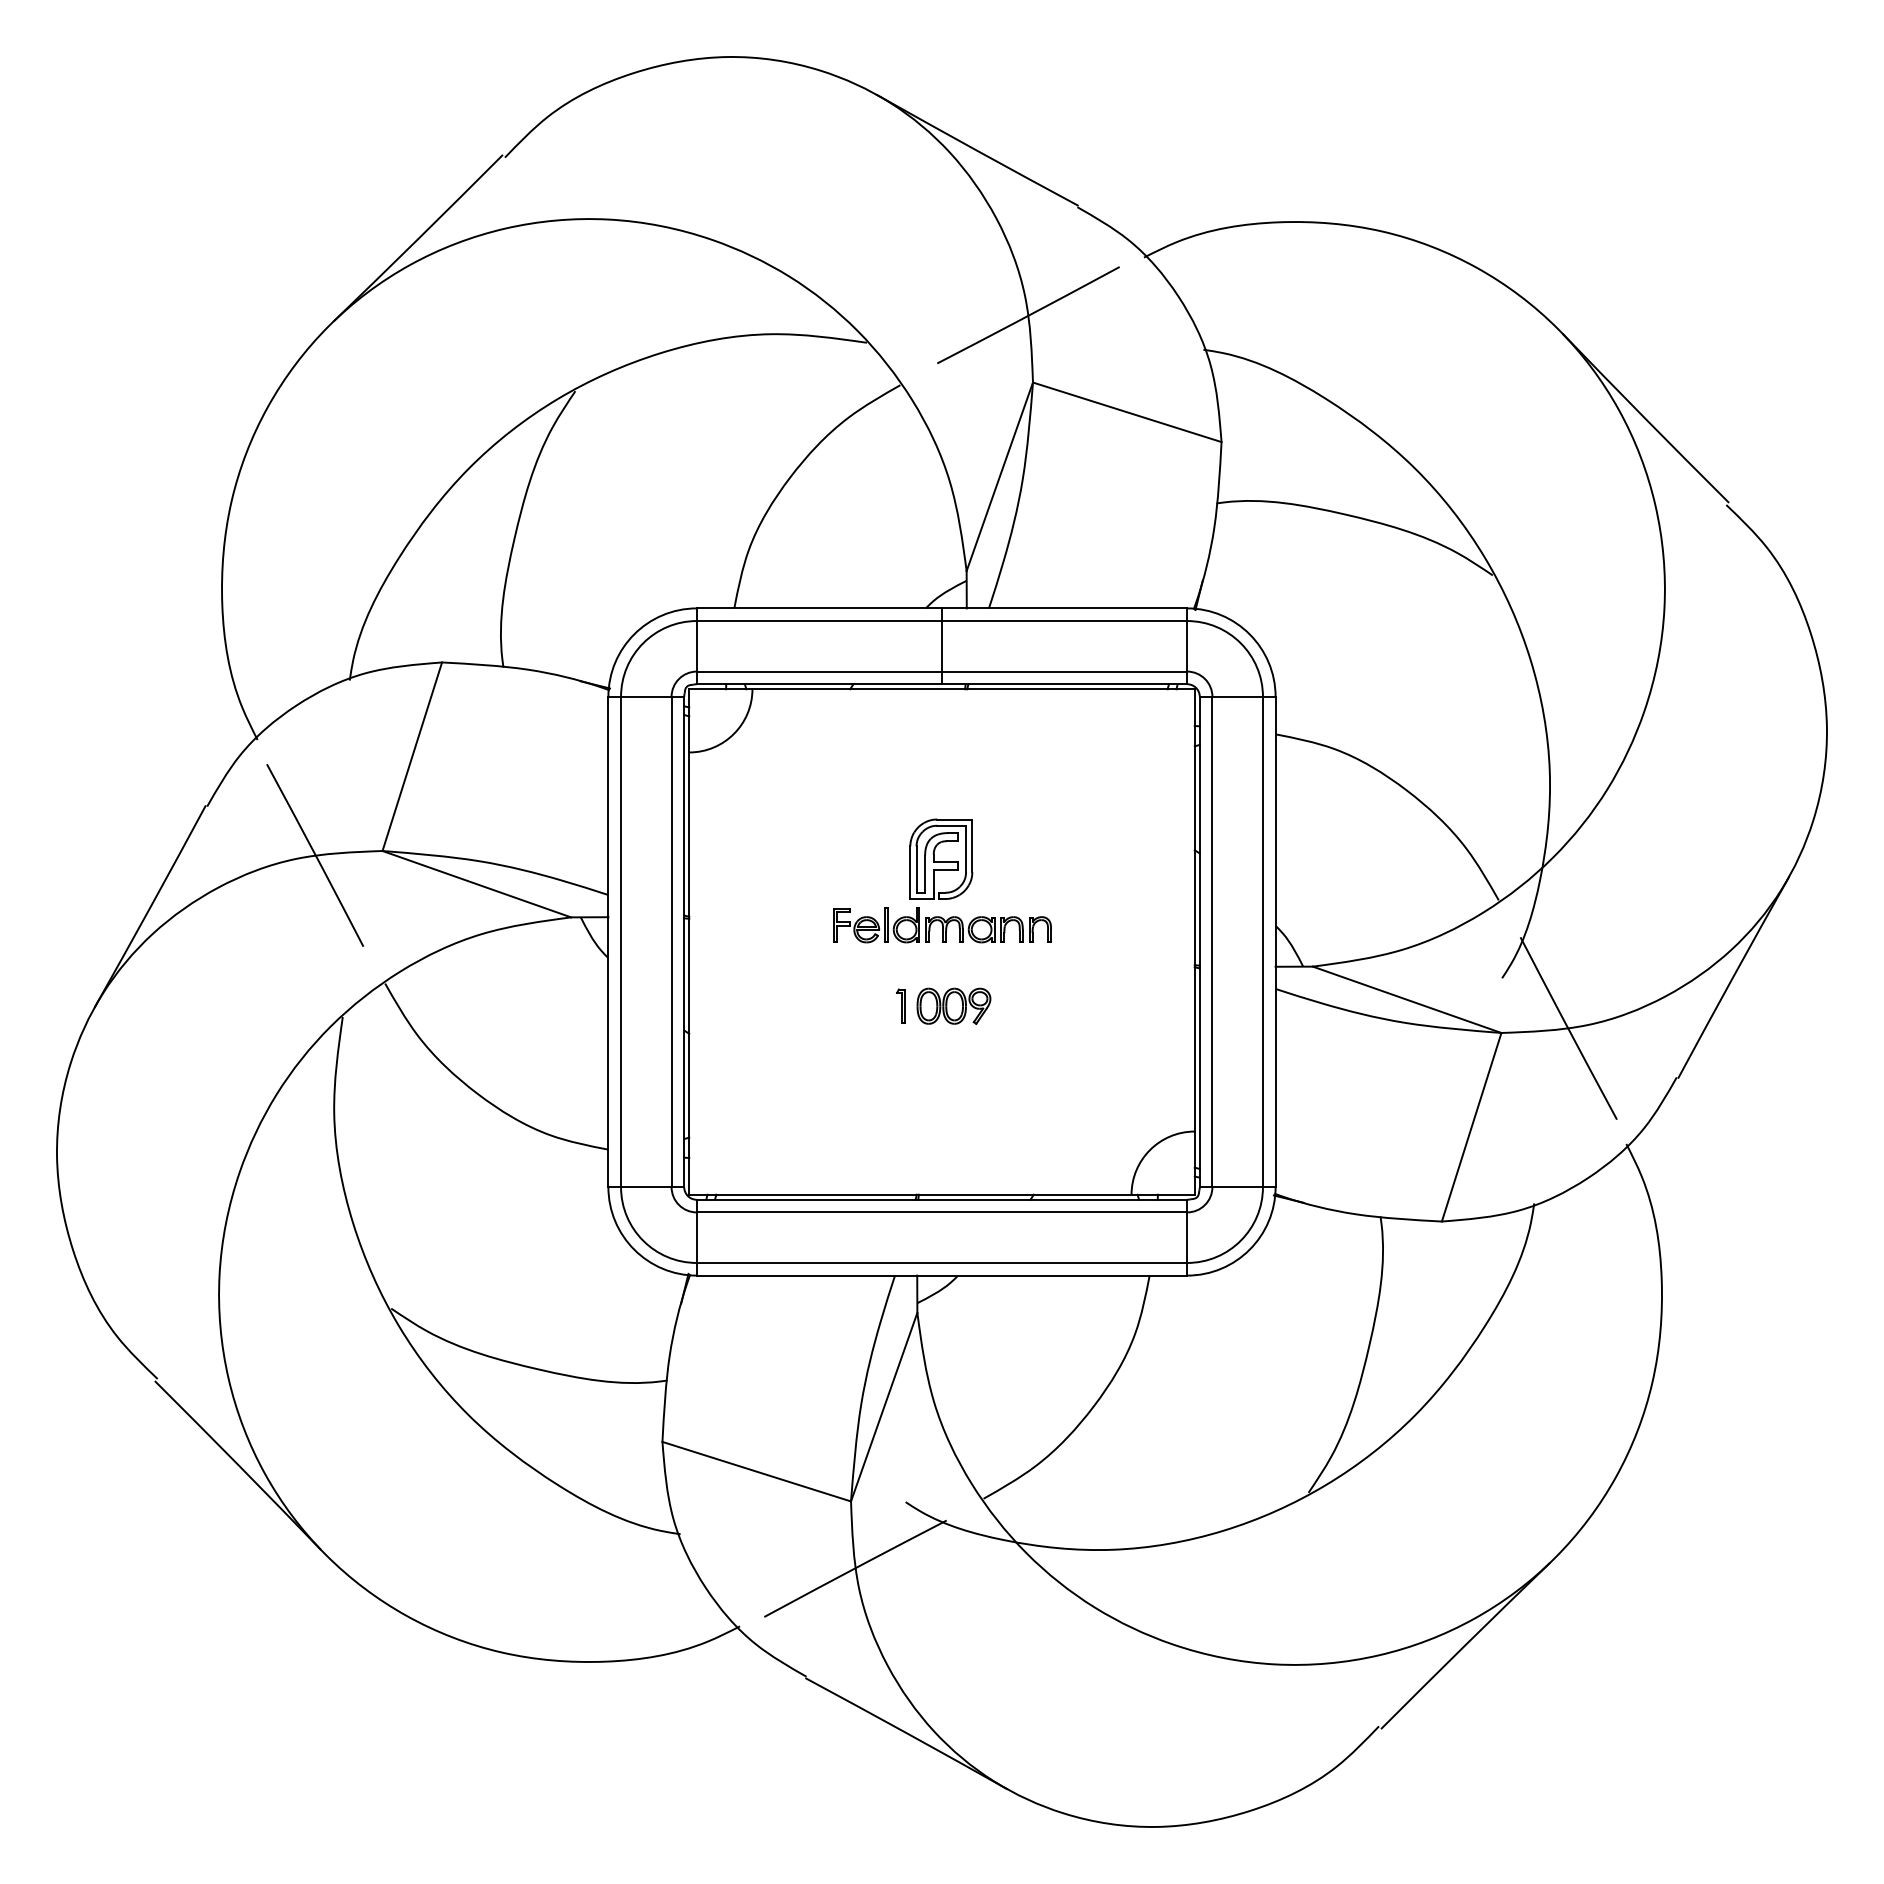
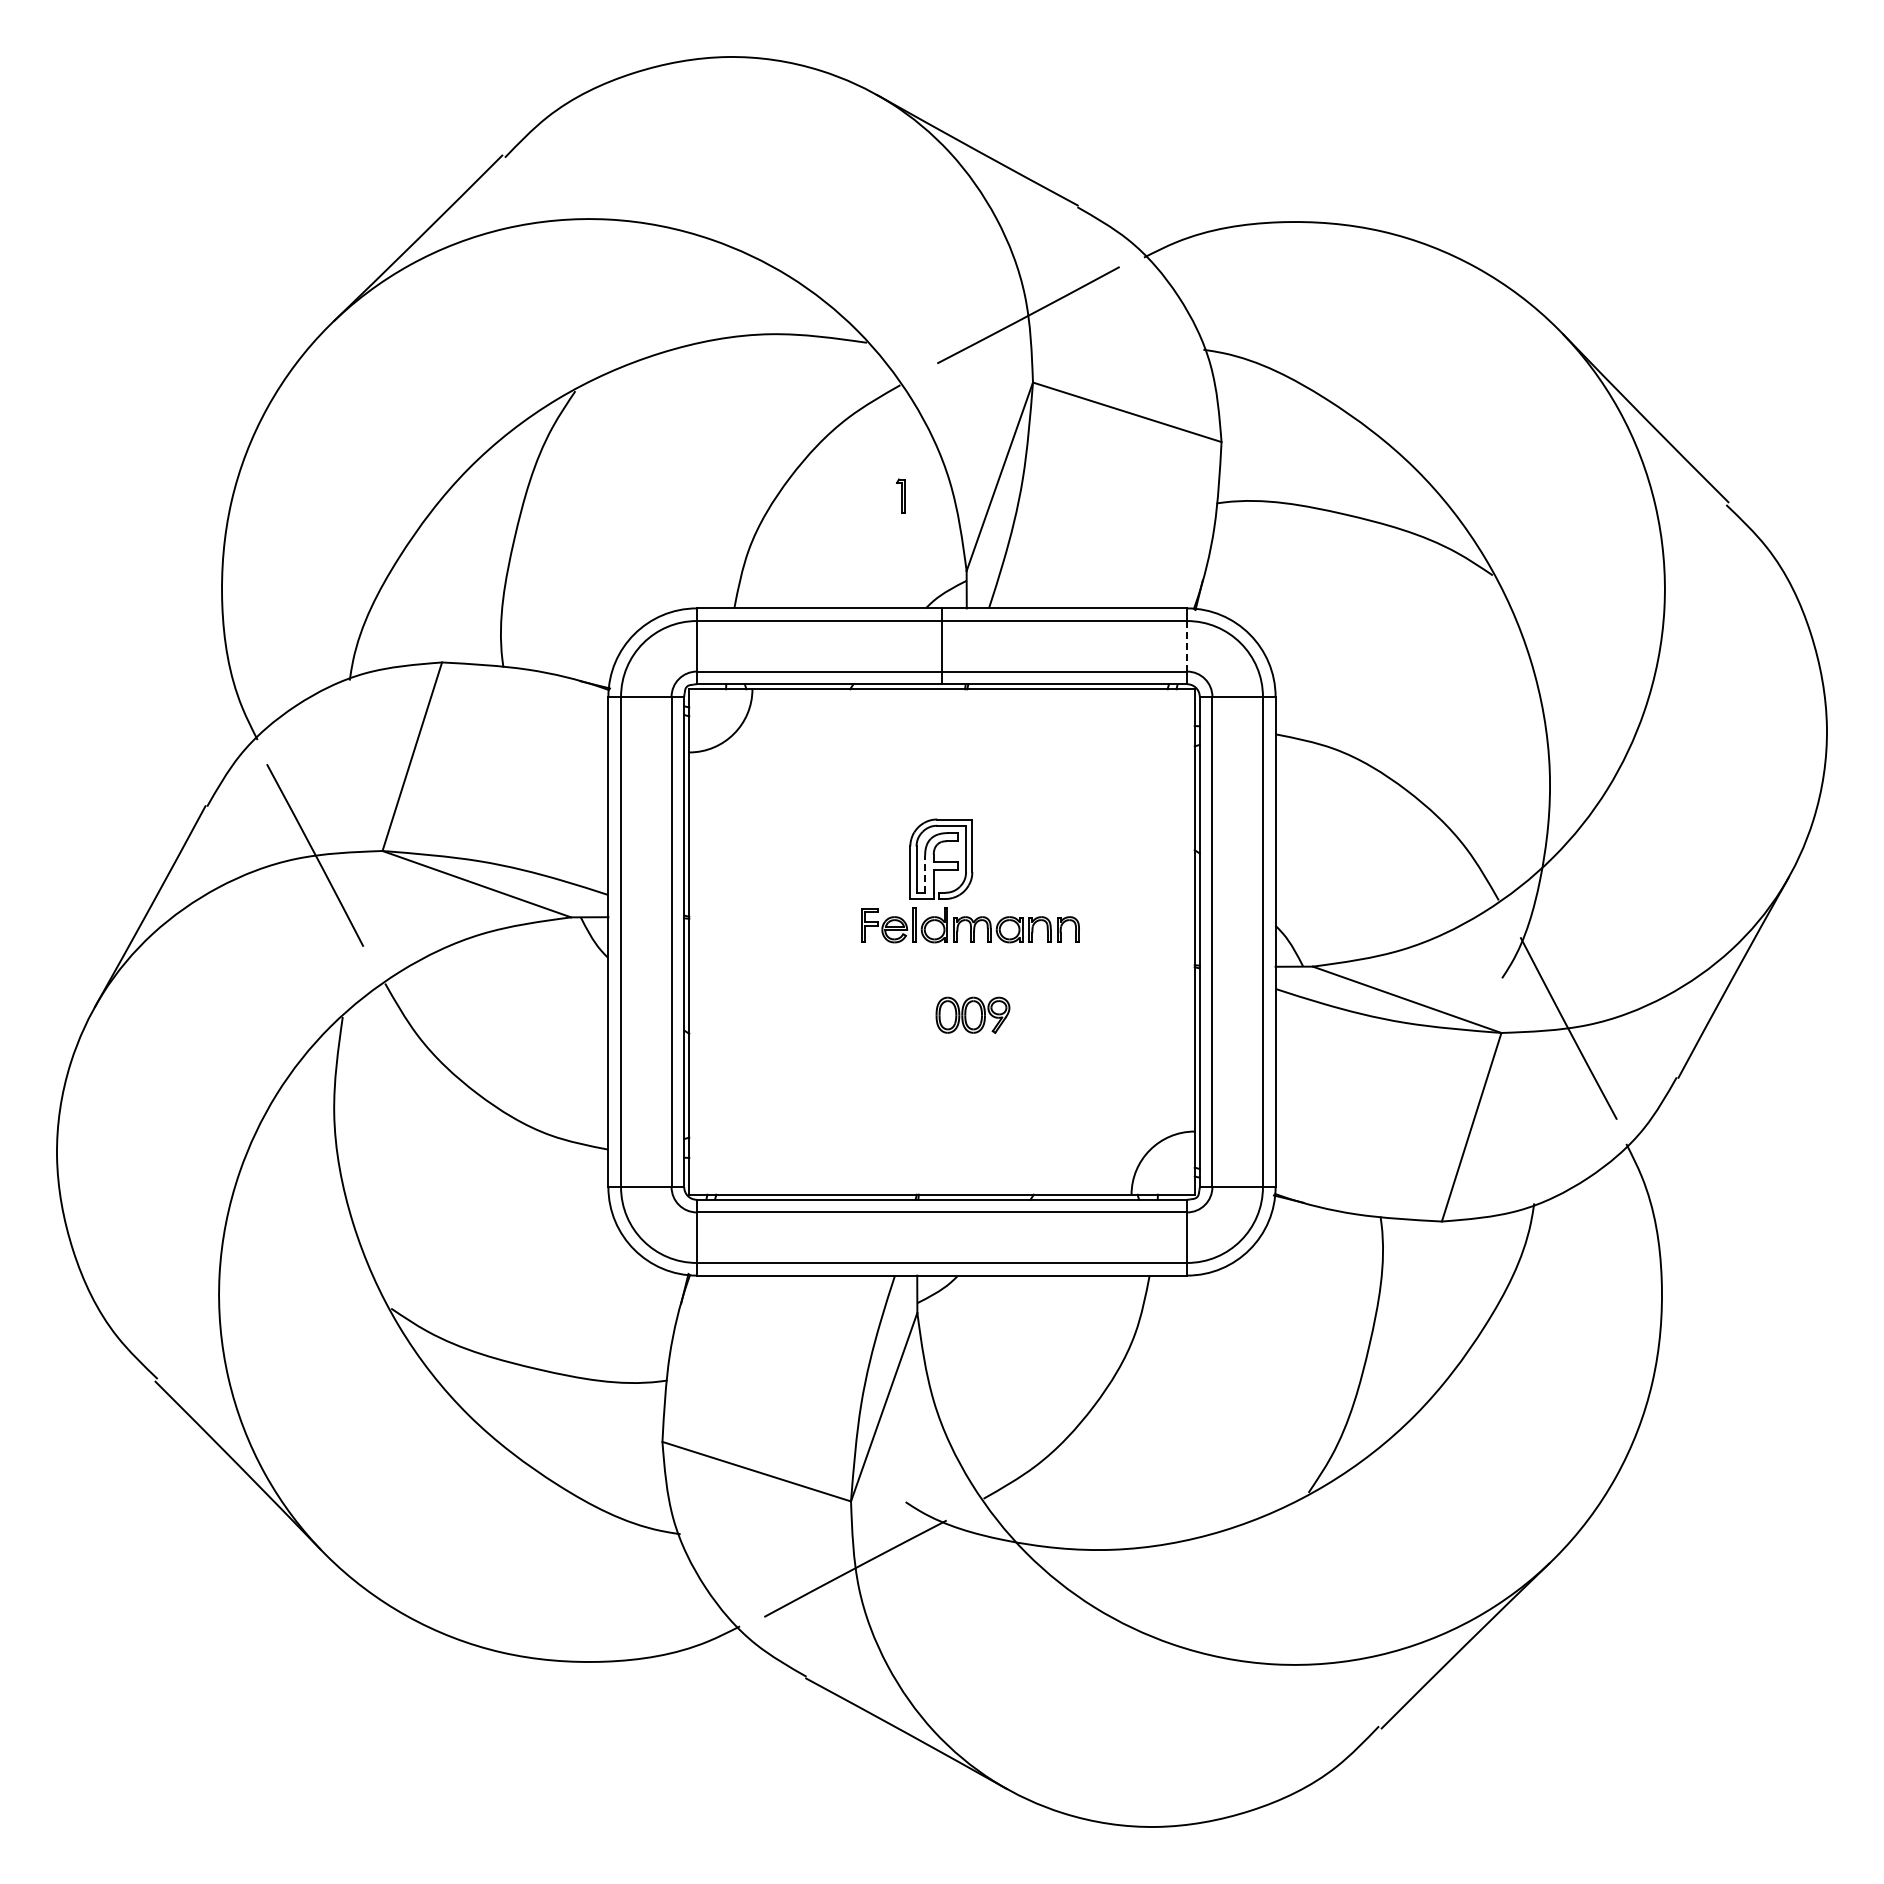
line: solid -> dashed (1187, 646)
line: solid -> dashed (925, 873)
part position: (942, 925) -> (970, 925) (970, 925)
part position: (900, 1005) -> (900, 495) (900, 495)
part position: (953, 1005) -> (972, 1014) (972, 1014)
